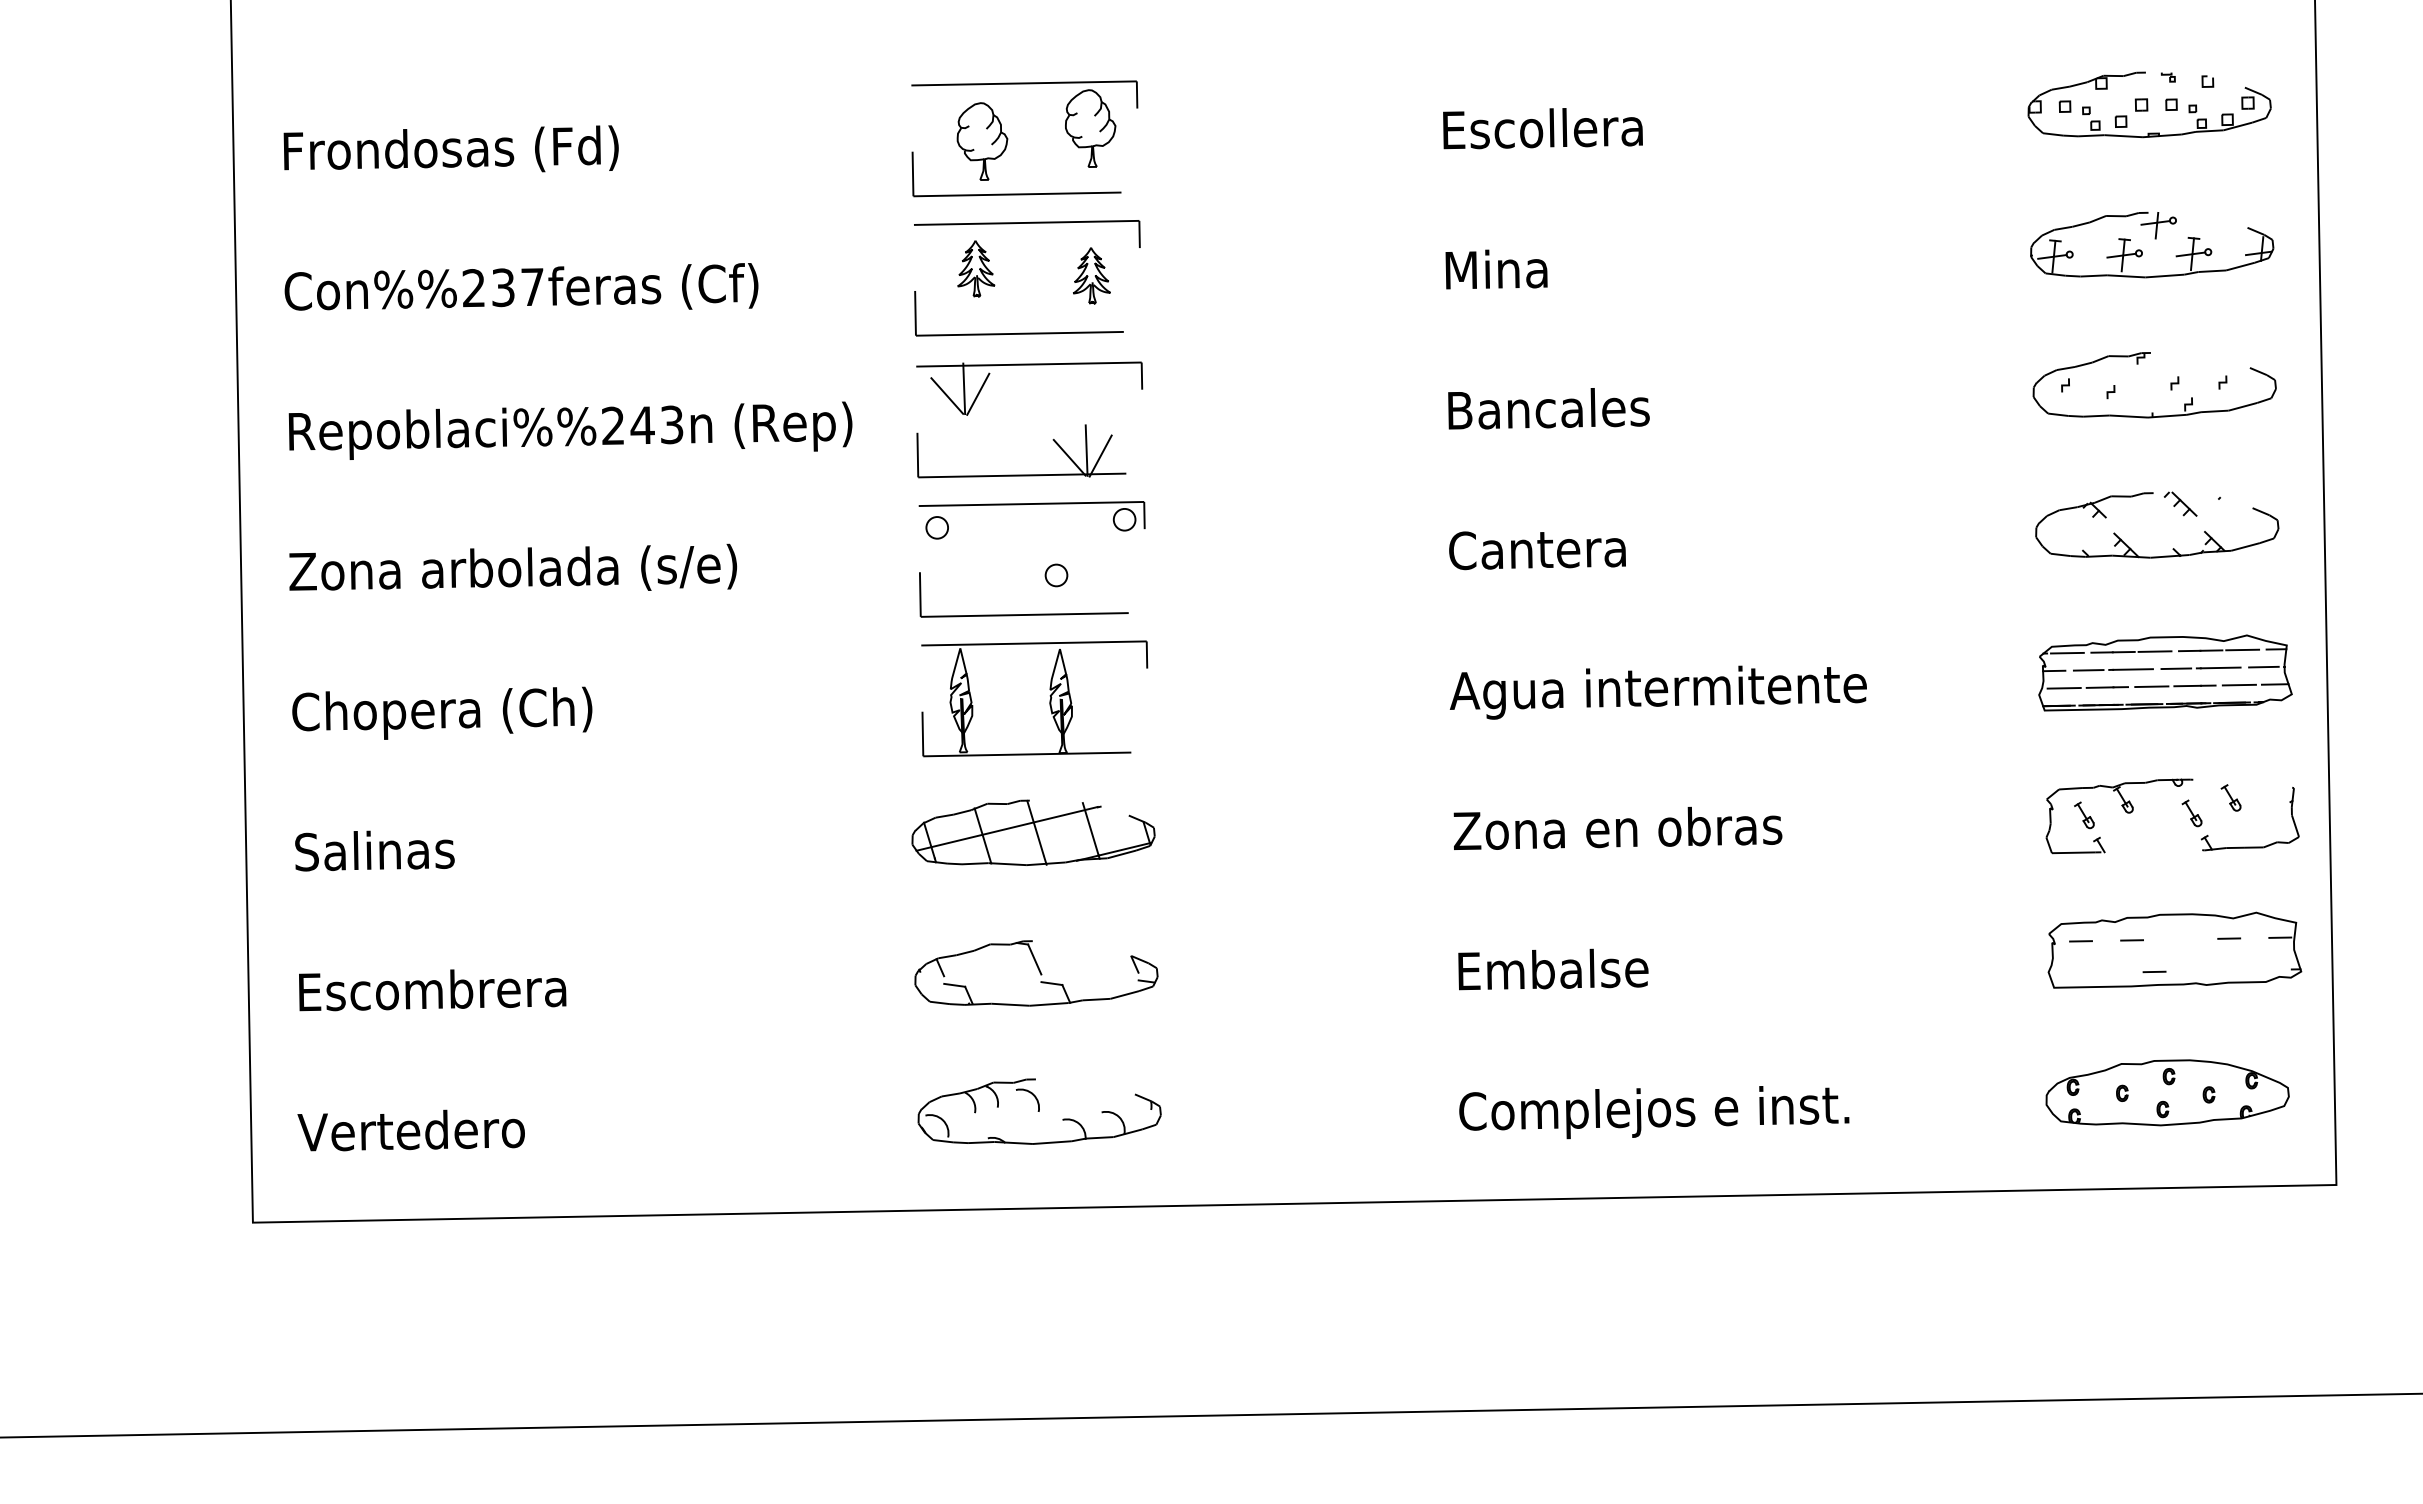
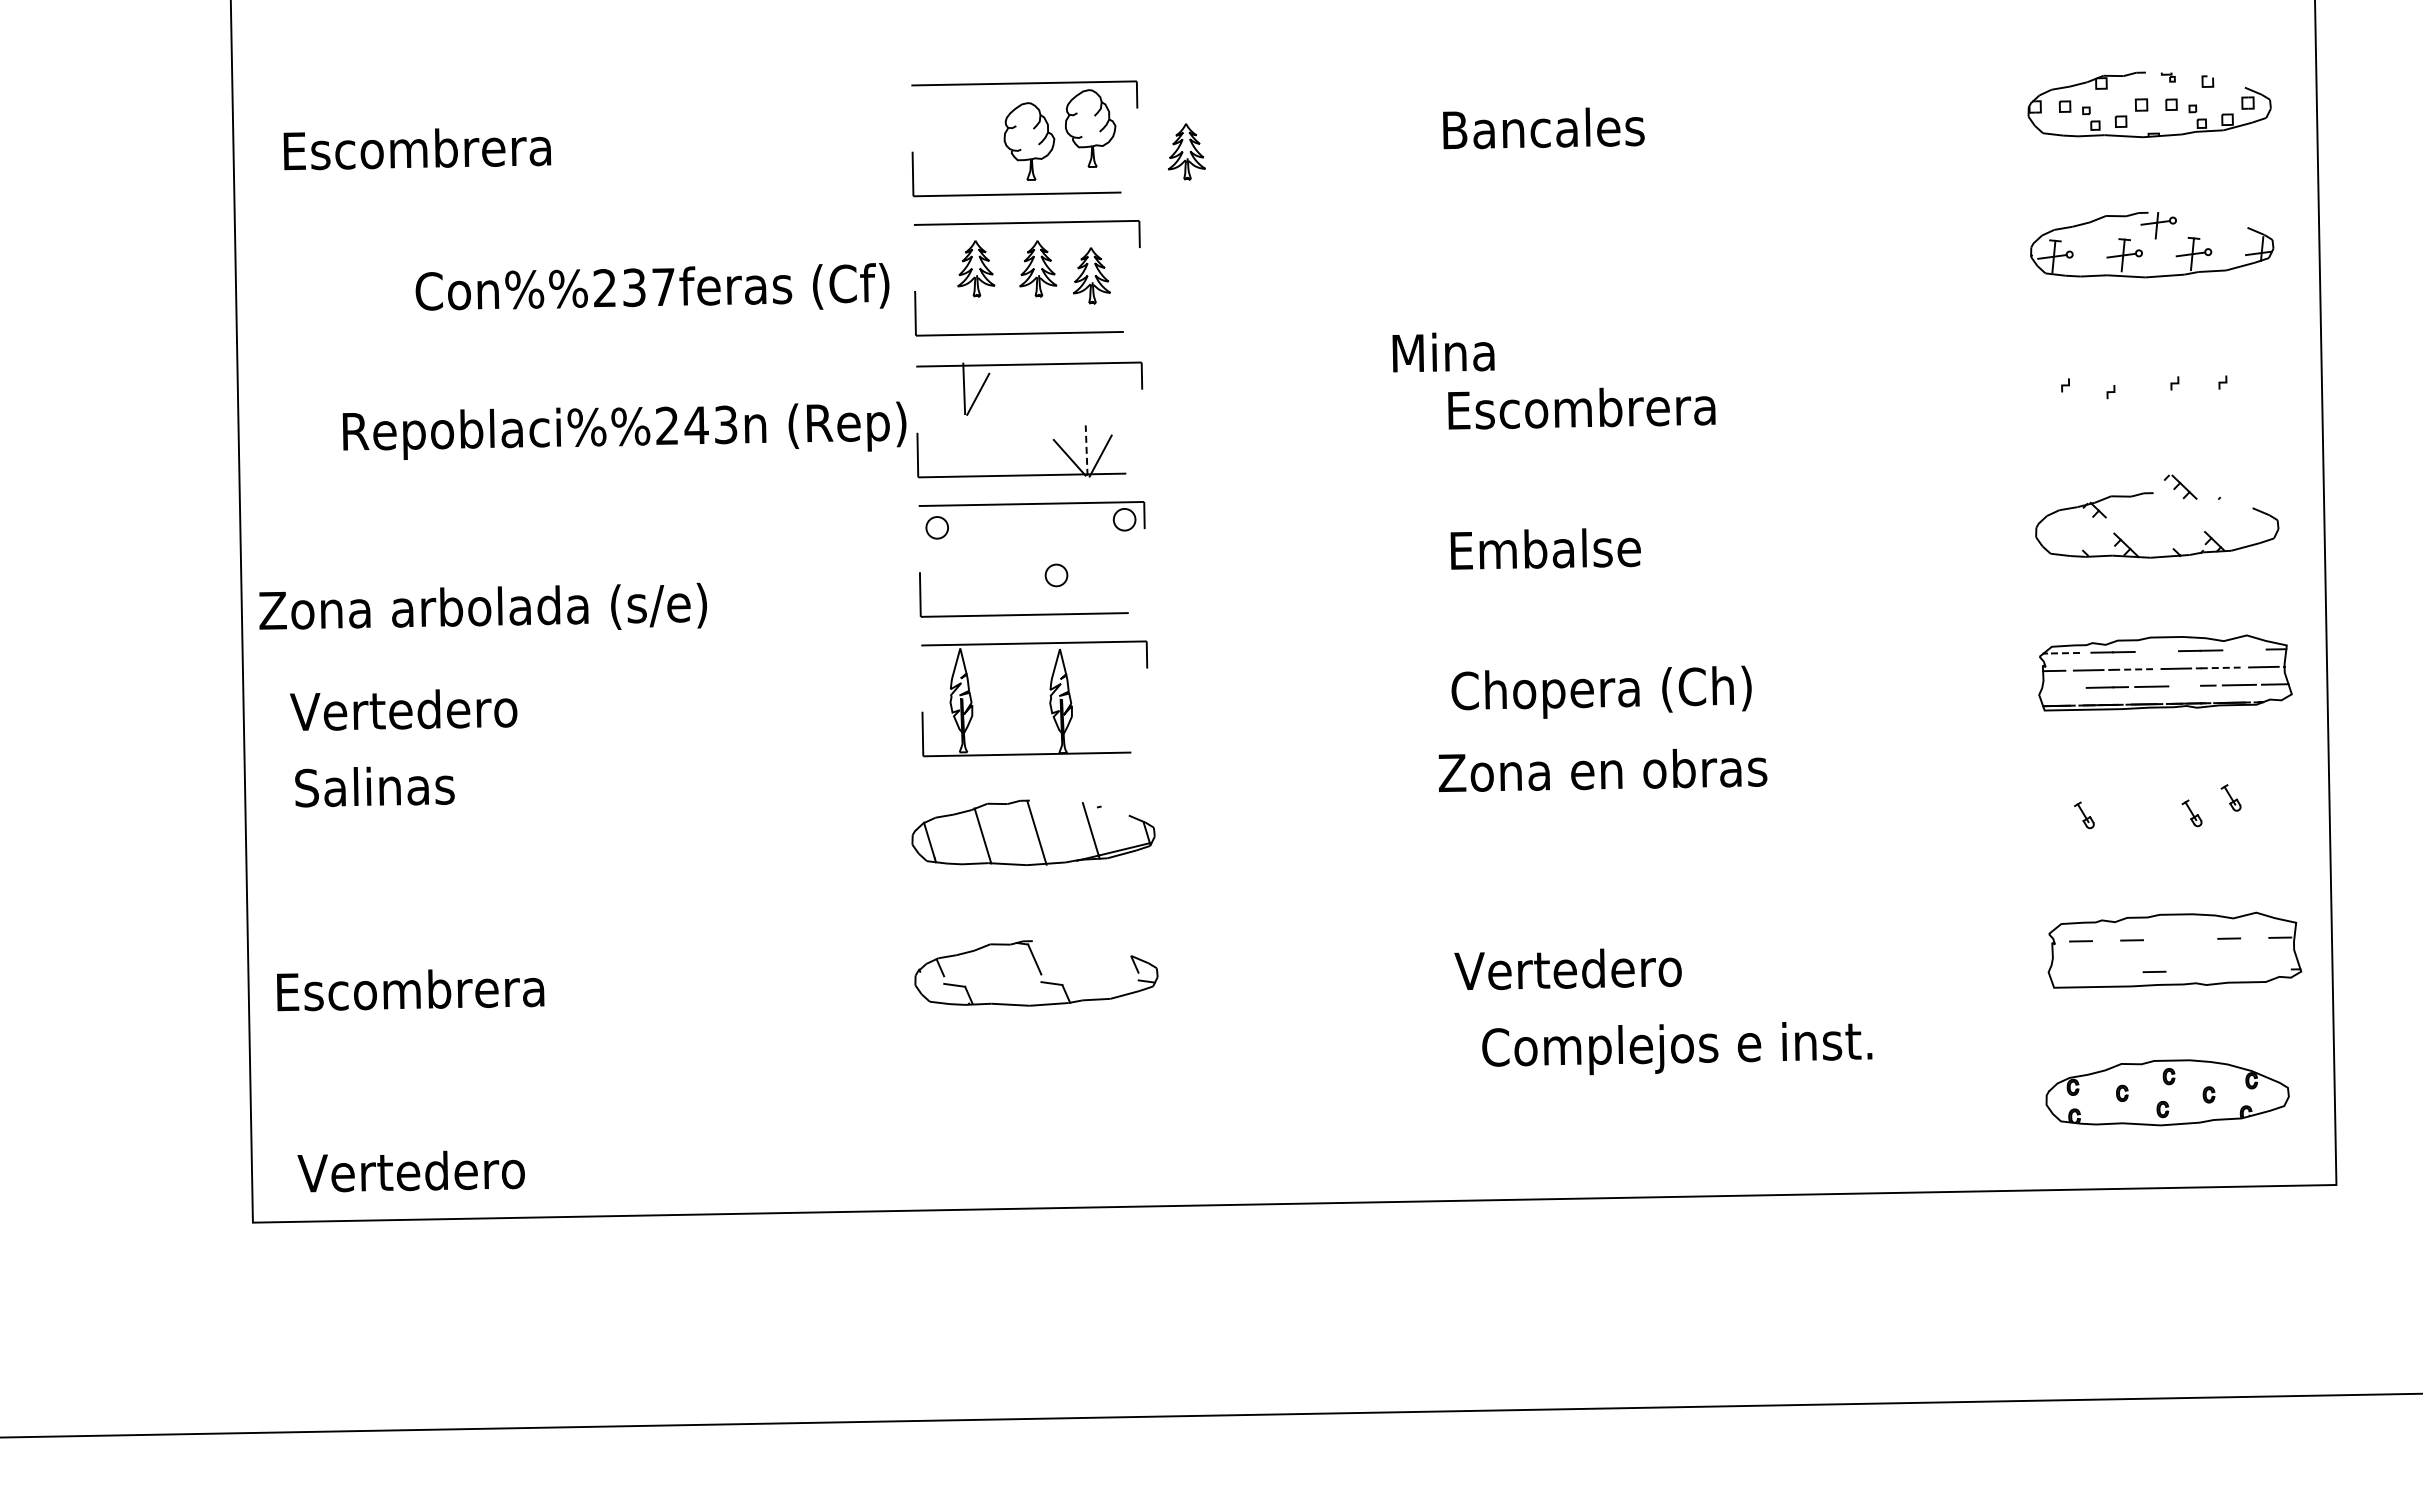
text: Escollera -> Bancales (1546, 128)
part position: (982, 141) -> (1029, 141) (1029, 141)
text: Frondosas (Fd) -> Escombrera (453, 148)
part: none -> present (1186, 151)
part: none -> present (1038, 268)
text position: (1496, 269) -> (1443, 352) (1443, 352)
text position: (521, 286) -> (652, 286) (652, 286)
part: present -> none (2138, 364)
line: present -> none (947, 395)
text: Bancales -> Escombrera (1584, 408)
text position: (570, 430) -> (624, 430) (624, 430)
line: solid -> dashed (1086, 450)
part position: (2180, 503) -> (2180, 486) (2180, 486)
text: Cantera -> Embalse (1544, 549)
text position: (512, 566) -> (482, 605) (482, 605)
line: present -> none (2242, 649)
line: present -> none (2154, 651)
line: solid -> dashed (2067, 653)
line: solid -> dashed (2220, 667)
line: solid -> dashed (2133, 669)
line: present -> none (2187, 685)
line: present -> none (2063, 688)
text: Agua intermitente -> Chopera (Ch) (1657, 692)
text: Chopera (Ch) -> Vertedero (441, 712)
part: present -> none (2176, 786)
text position: (1617, 827) -> (1602, 769) (1602, 769)
line: present -> none (1006, 828)
text position: (374, 850) -> (374, 786) (374, 786)
text: Embalse -> Vertedero (1567, 969)
text position: (432, 990) -> (410, 990) (410, 990)
part: present -> none (1039, 1111)
text position: (1654, 1112) -> (1677, 1048) (1677, 1048)
text position: (410, 1130) -> (410, 1171) (410, 1171)
